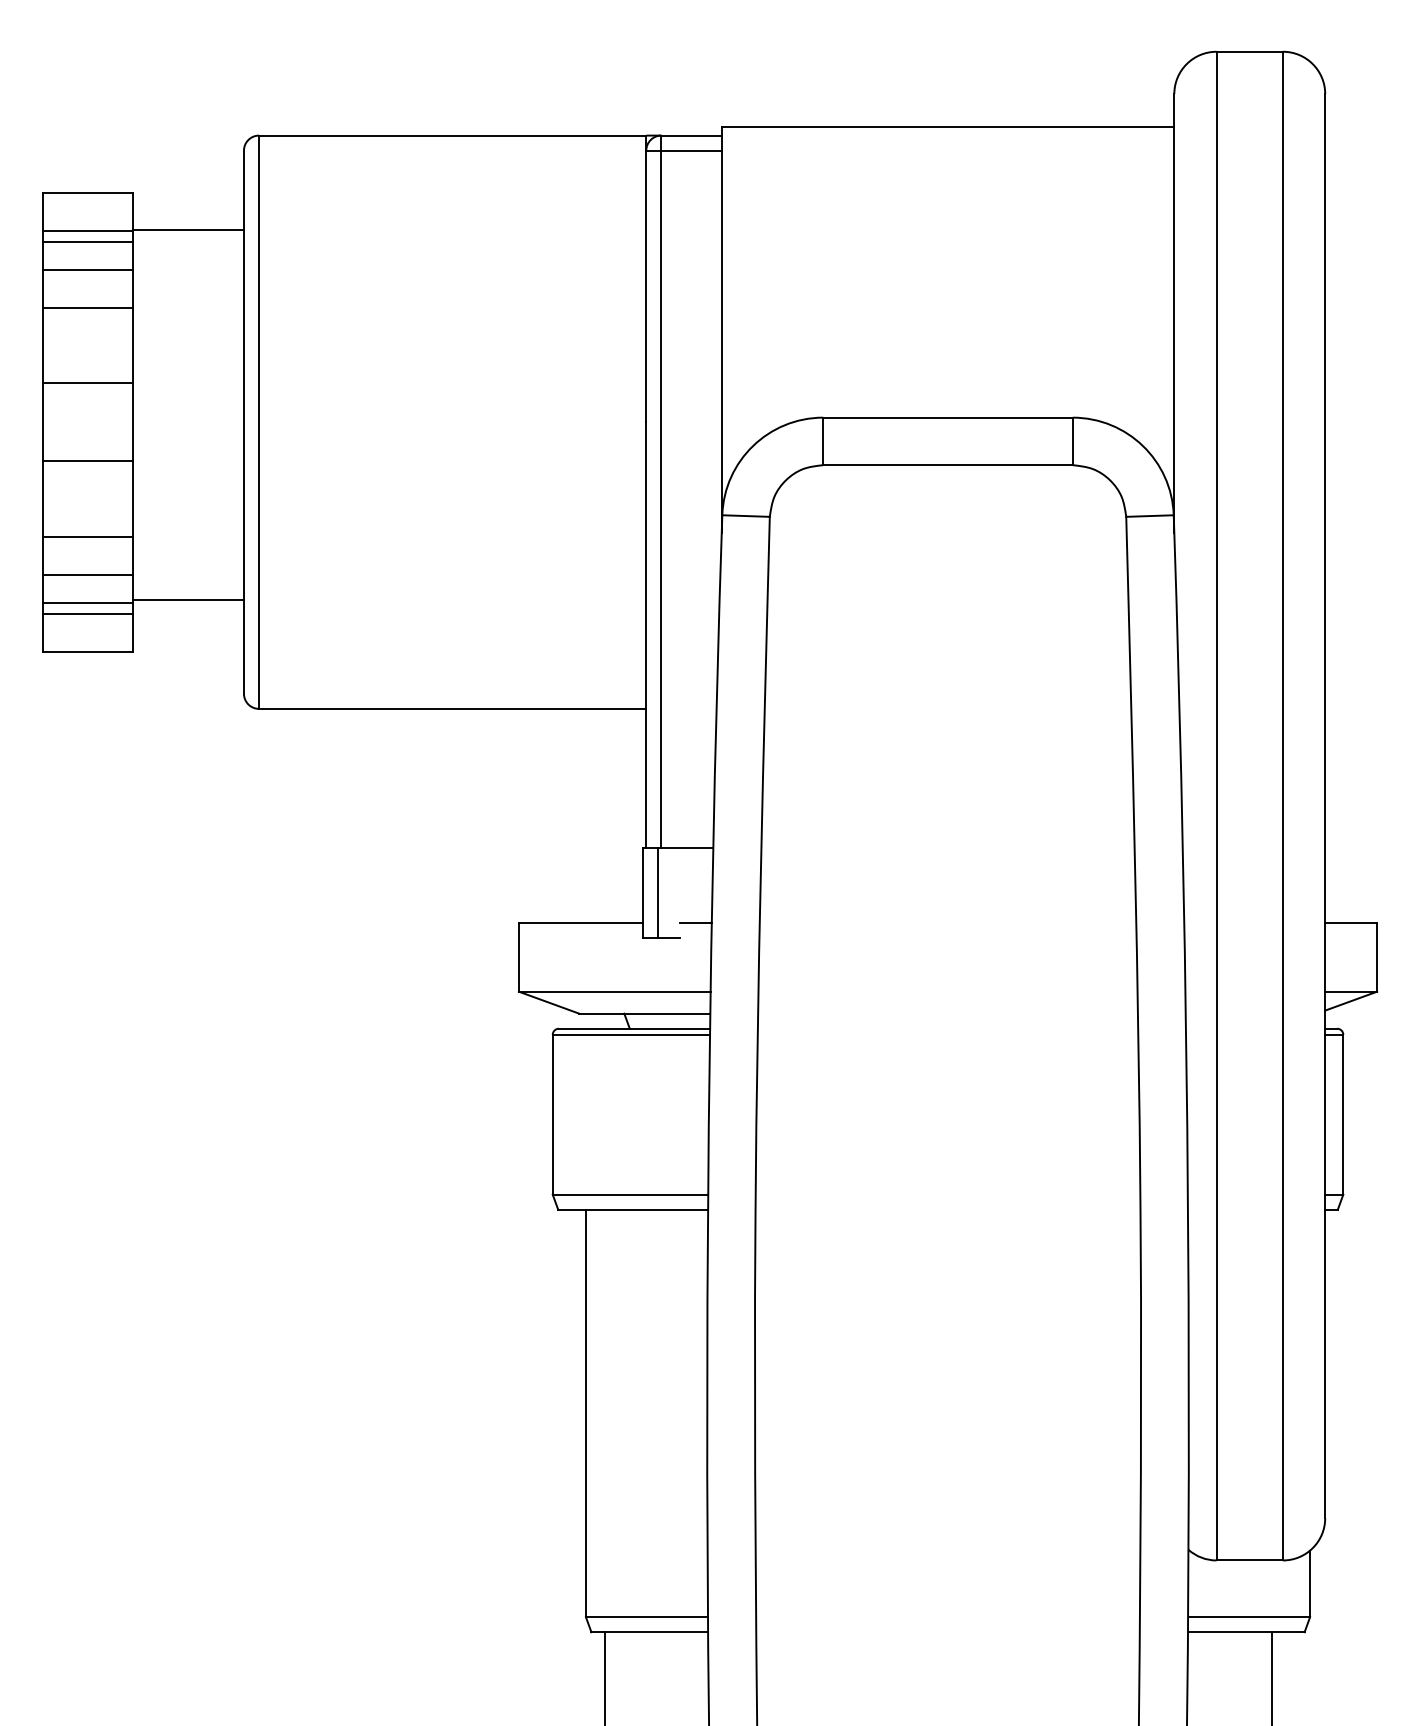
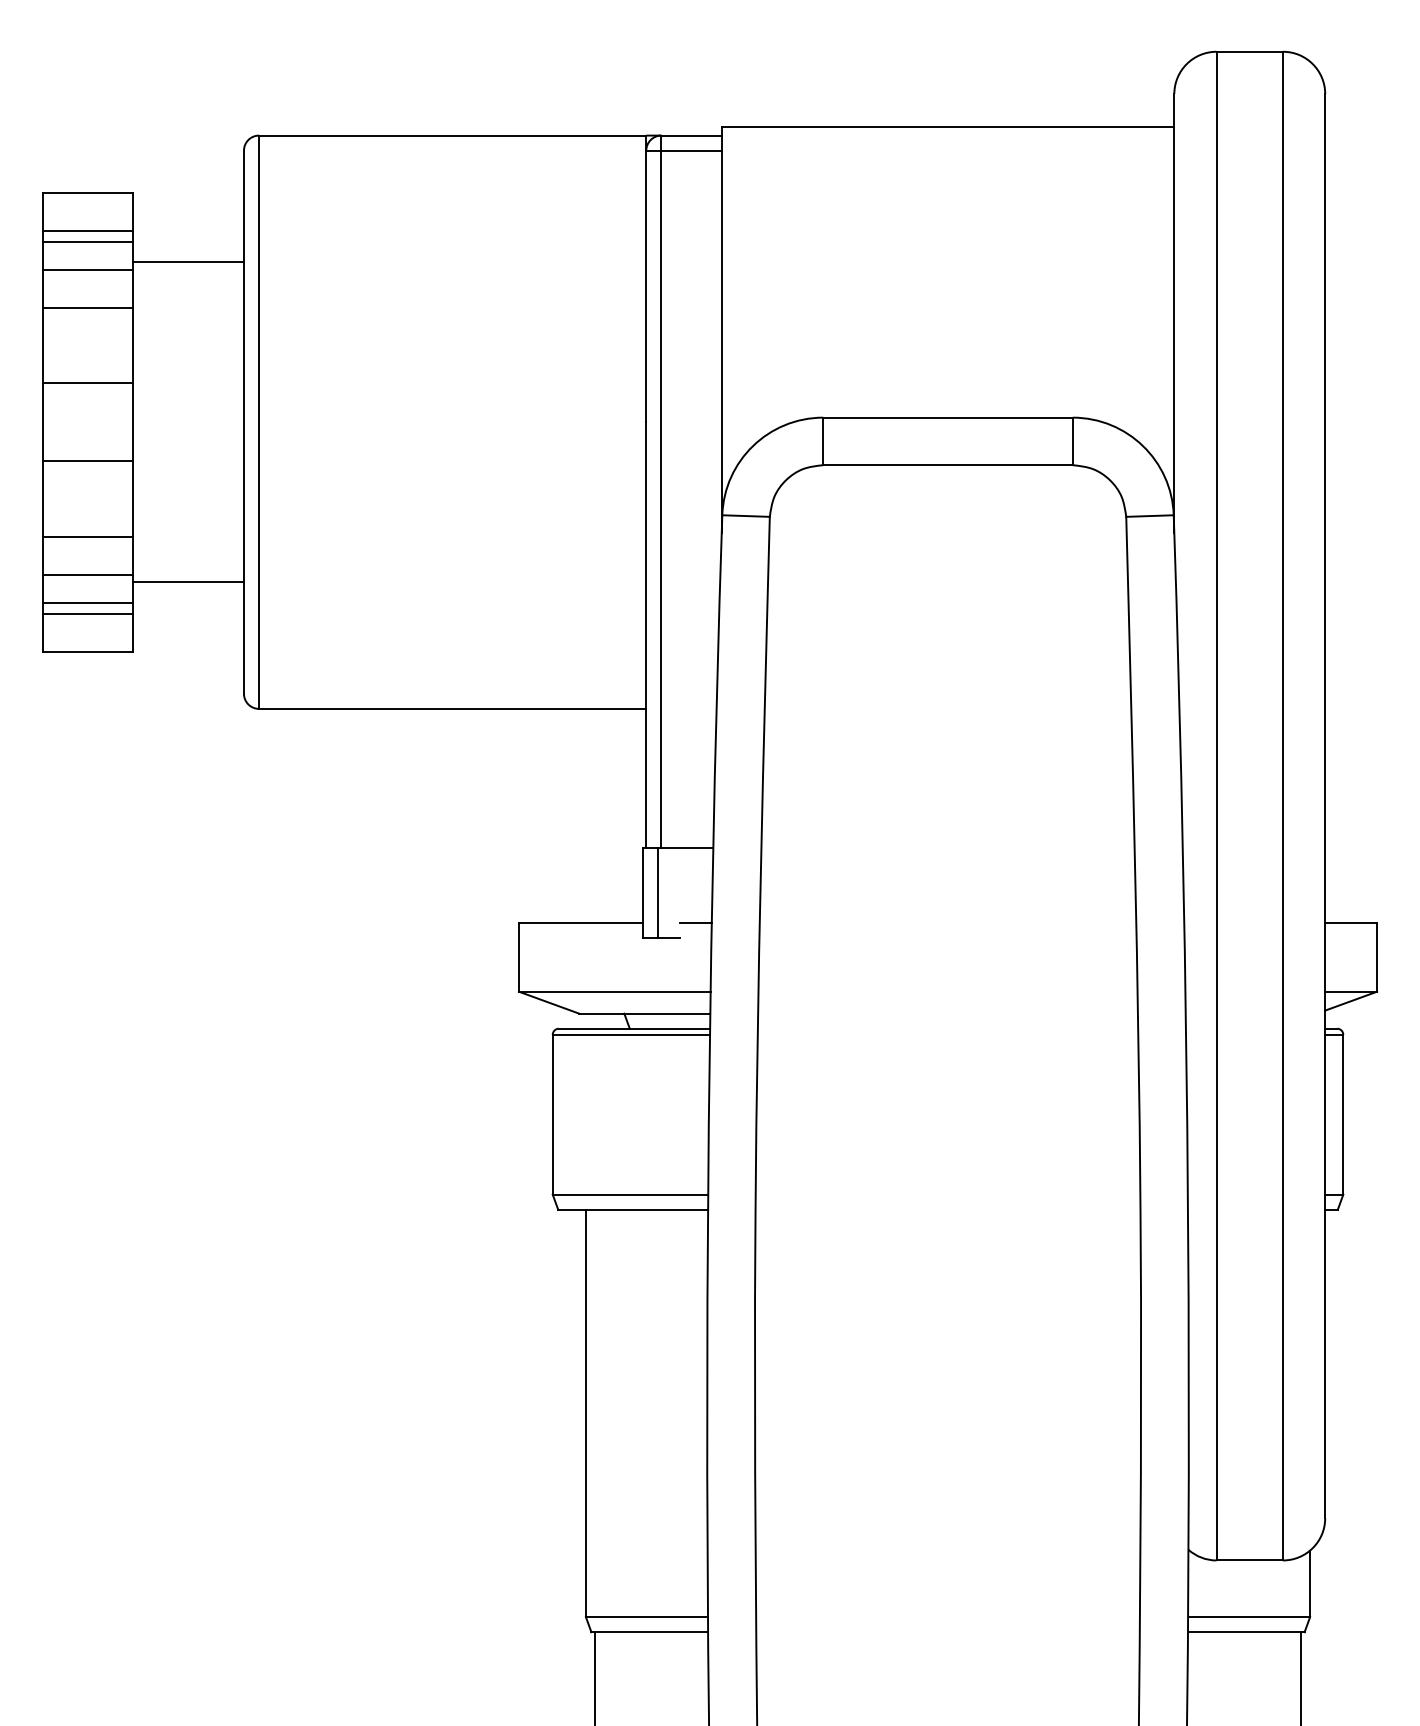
line position: (188, 230) -> (188, 262) (188, 262)
line position: (188, 600) -> (188, 582) (188, 582)
line position: (604, 1677) -> (594, 1677) (594, 1677)
line position: (1272, 1677) -> (1301, 1677) (1301, 1677)
